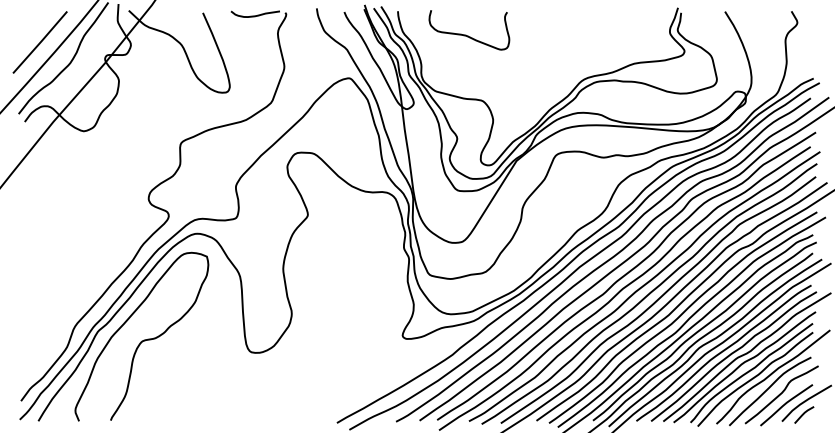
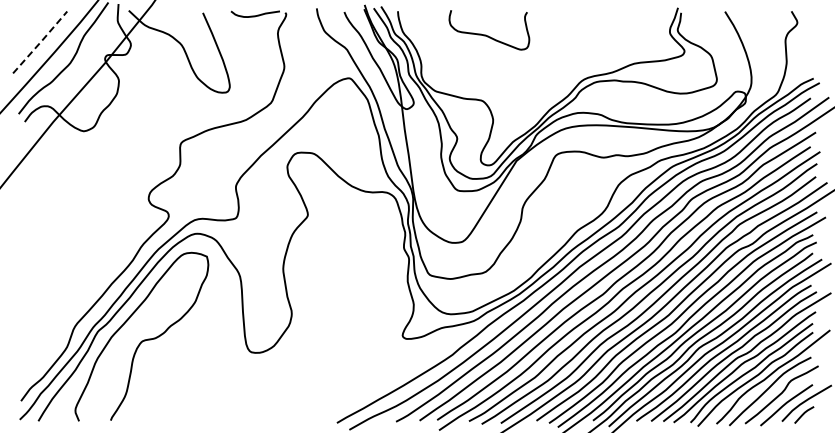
curve position: (466, 34) -> (486, 34) (486, 34)
line: solid -> dashed (40, 42)
